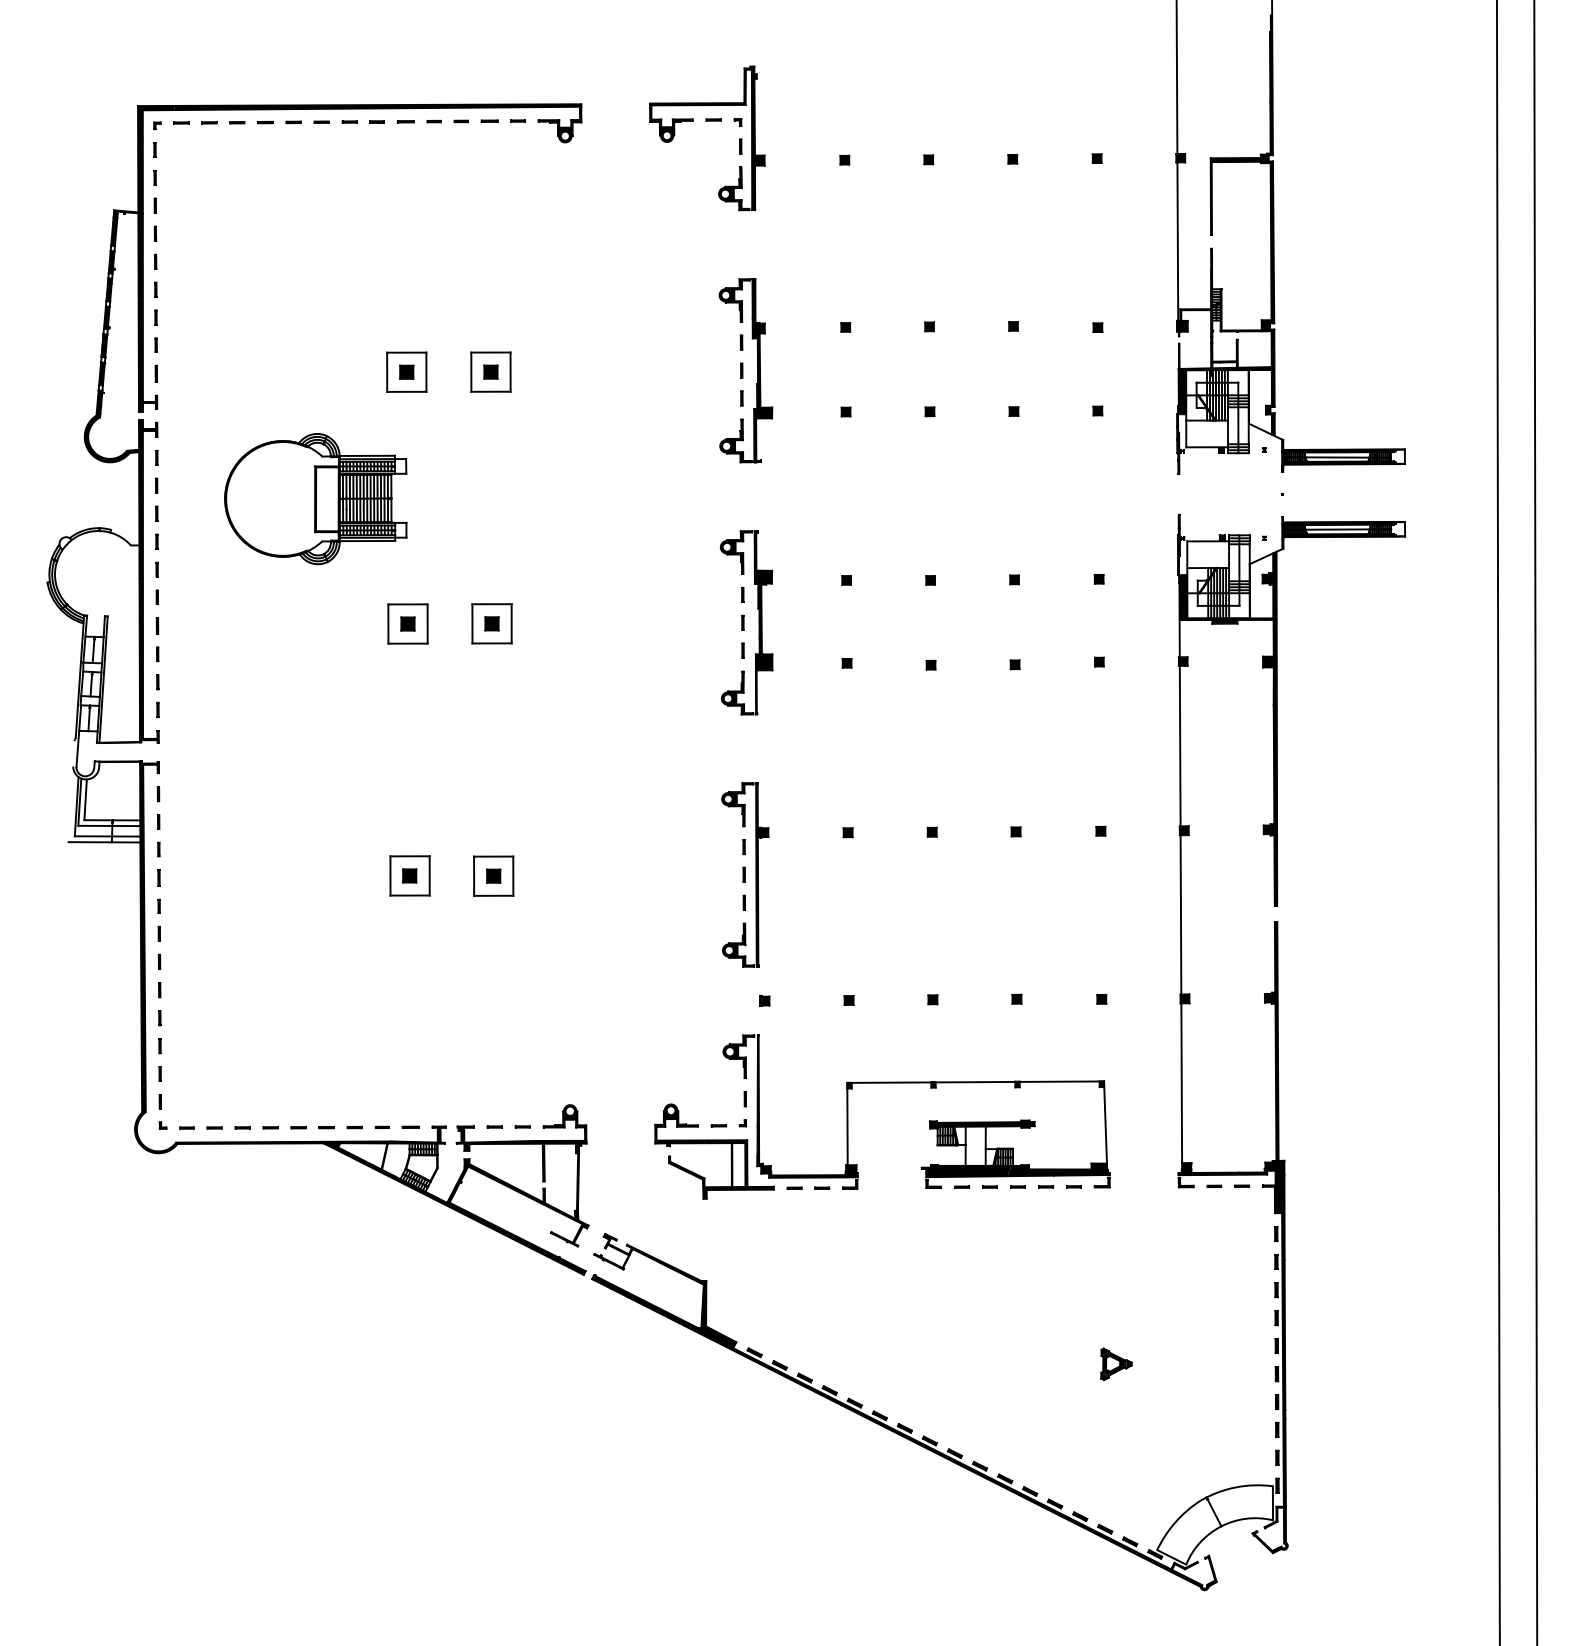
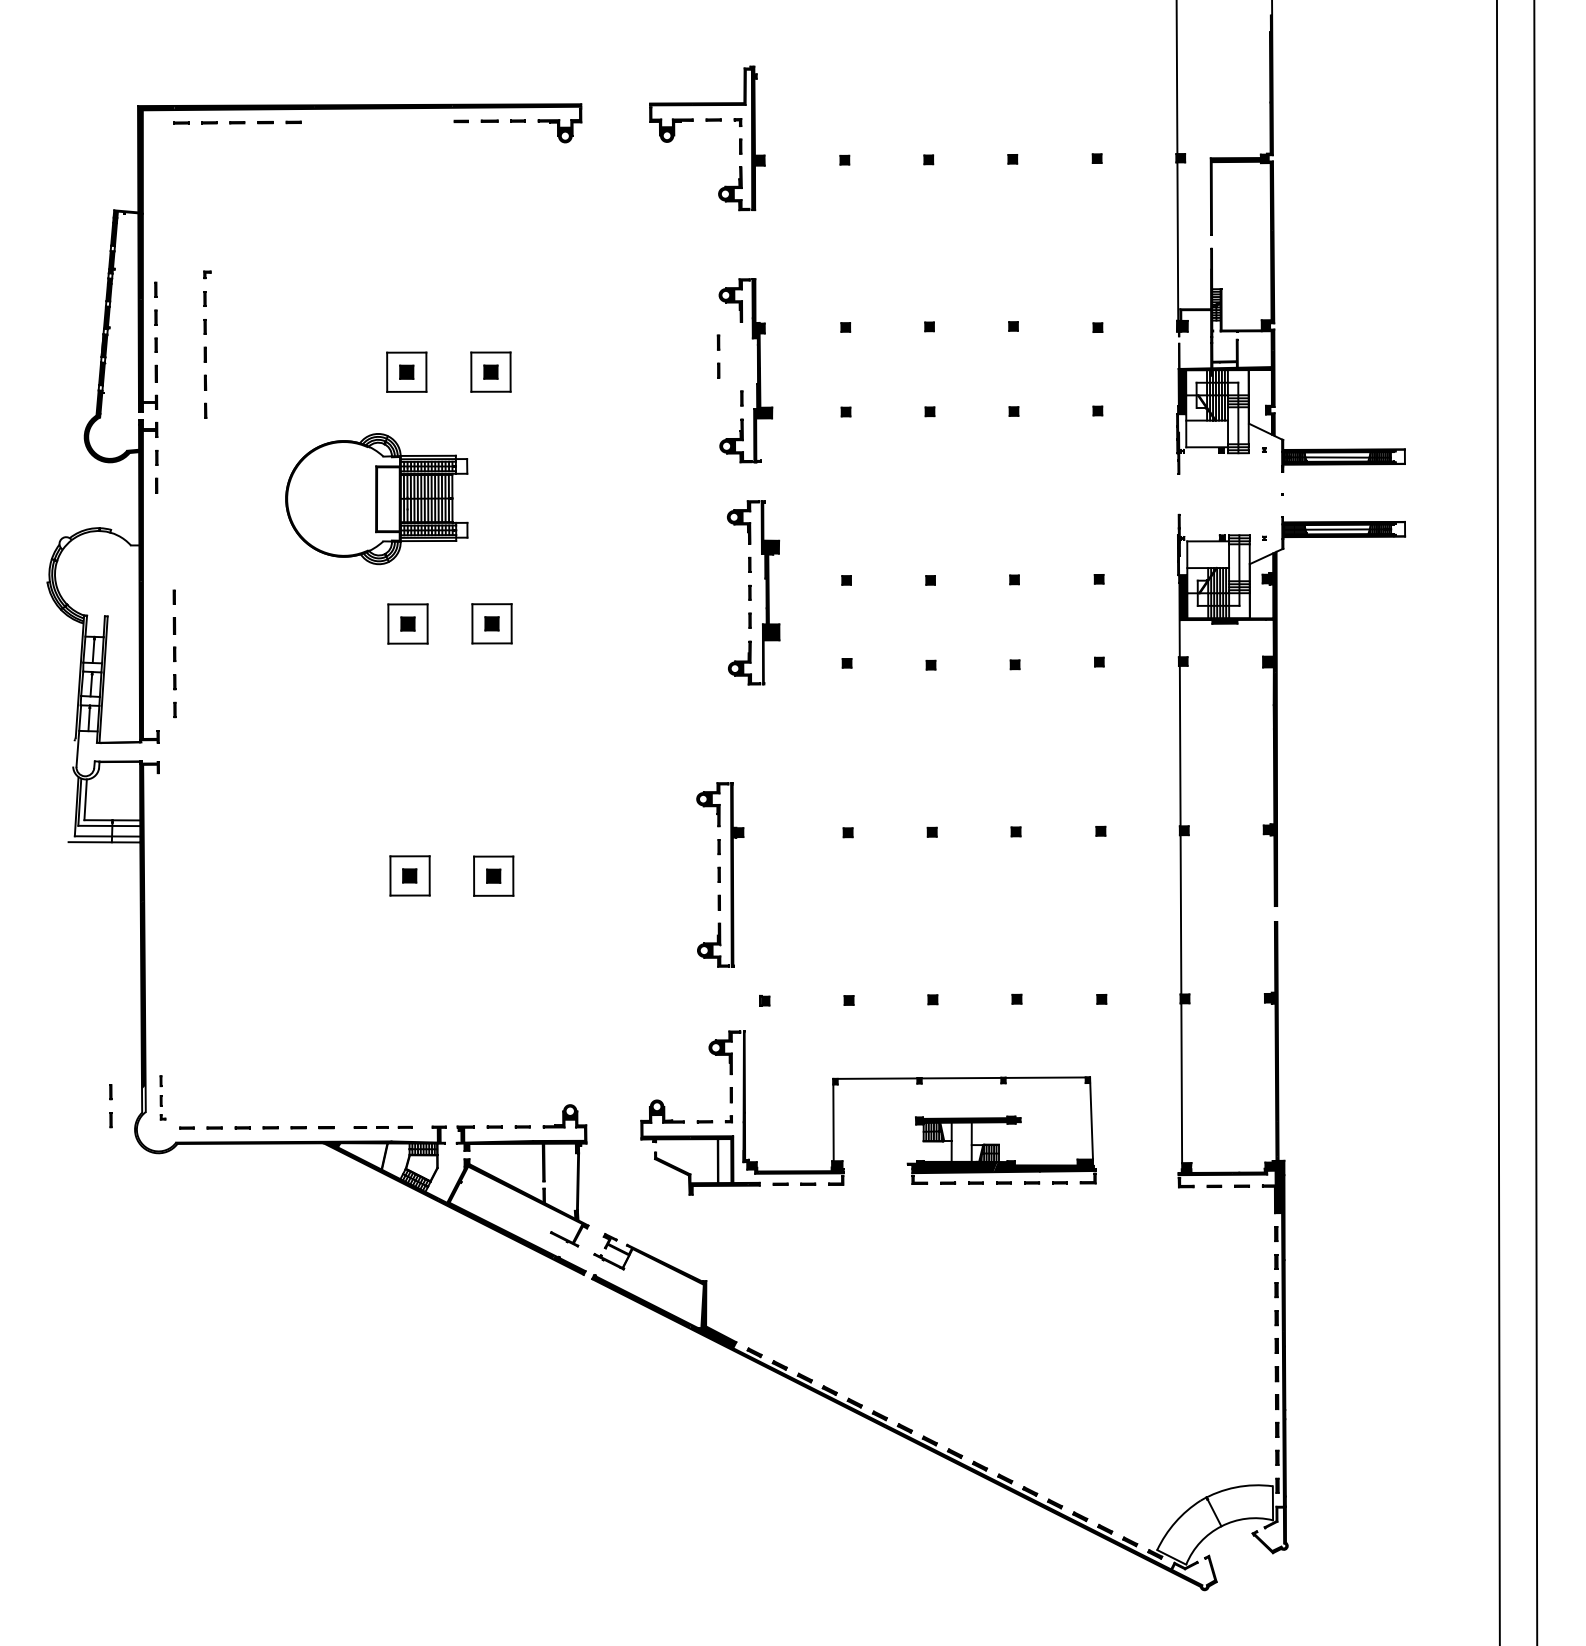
line: present -> none (377, 121)
part position: (157, 195) -> (207, 344) (207, 344)
line position: (741, 350) -> (718, 350) (718, 350)
part position: (315, 499) -> (376, 499) (376, 499)
line: present -> none (156, 541)
part position: (746, 622) -> (753, 592) (753, 592)
part position: (157, 653) -> (174, 653) (174, 653)
part position: (745, 874) -> (720, 874) (720, 874)
part: present -> none (158, 892)
line position: (159, 1026) -> (110, 1100) (110, 1100)
part position: (882, 1083) -> (868, 1079) (868, 1079)
part size: 10x64 px -> 8x46 px (162, 1097)
fill: present -> none (164, 1119)
part size: 74x5 px -> 60x4 px (382, 1126)
part: present -> none (1116, 1364)
